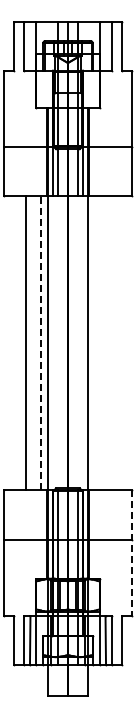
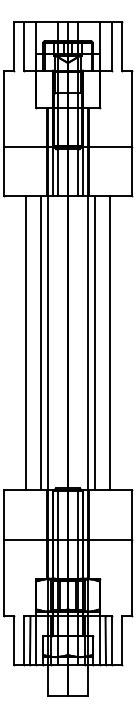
line: dashed -> solid (41, 342)
line: none -> present (94, 343)
line: none -> present (109, 343)
line: dashed -> solid (131, 553)
